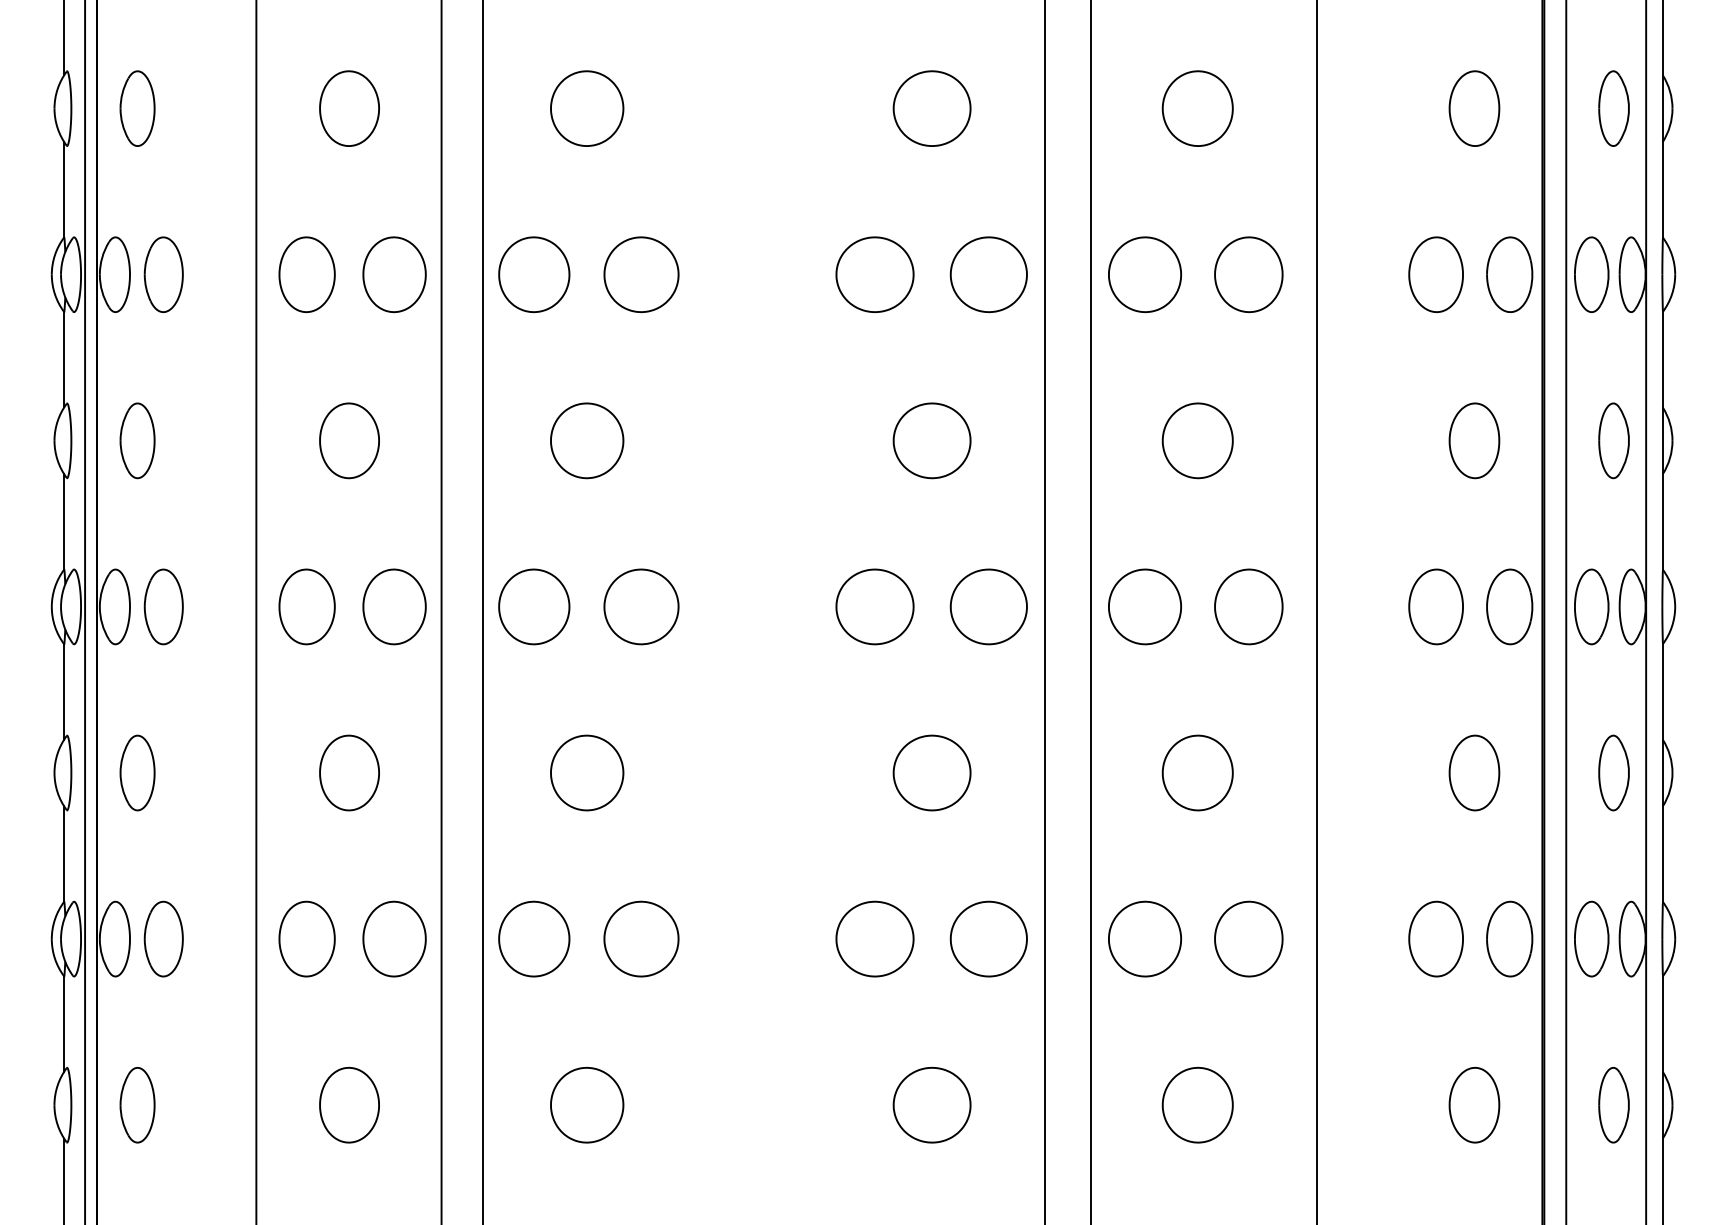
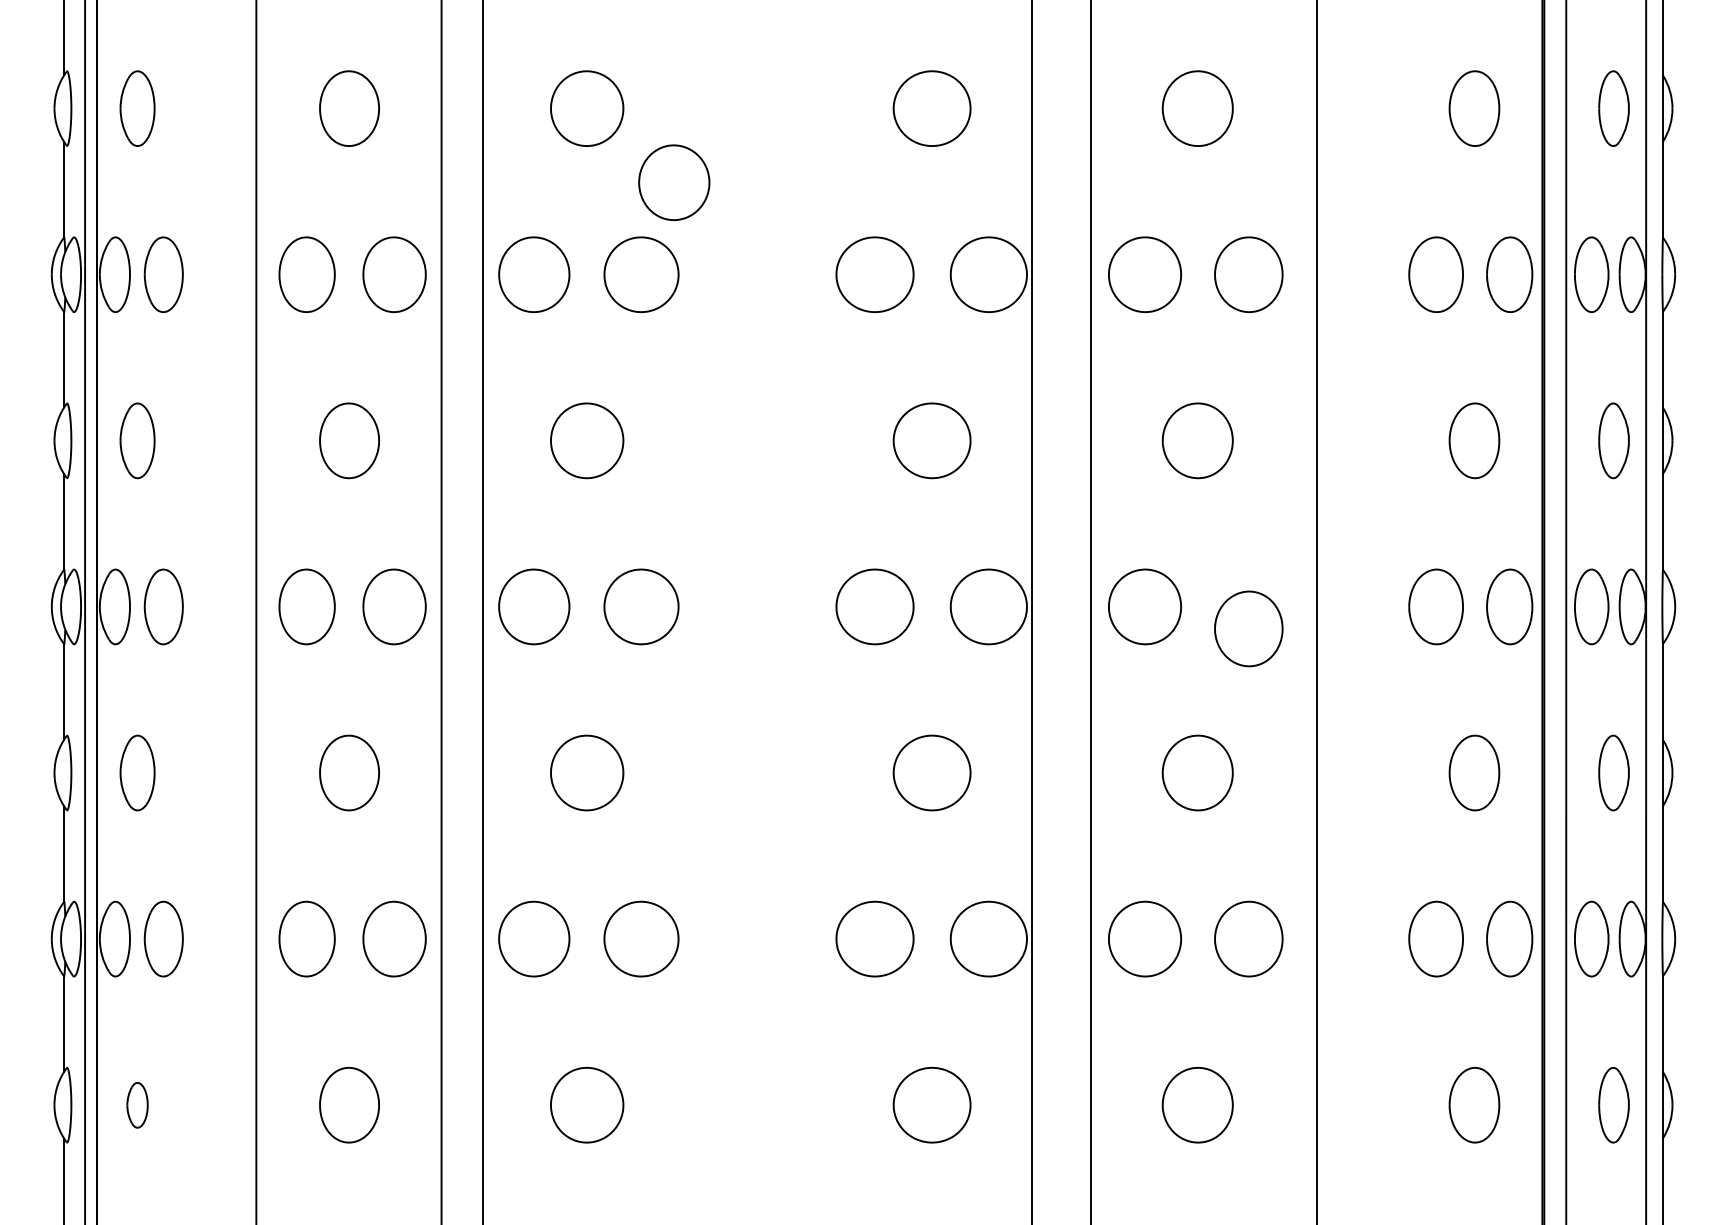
part: none -> present (674, 182)
part position: (1248, 606) -> (1248, 628) (1248, 628)
line position: (1045, 611) -> (1032, 611) (1032, 611)
part size: 37x77 px -> 23x47 px (137, 1105)
